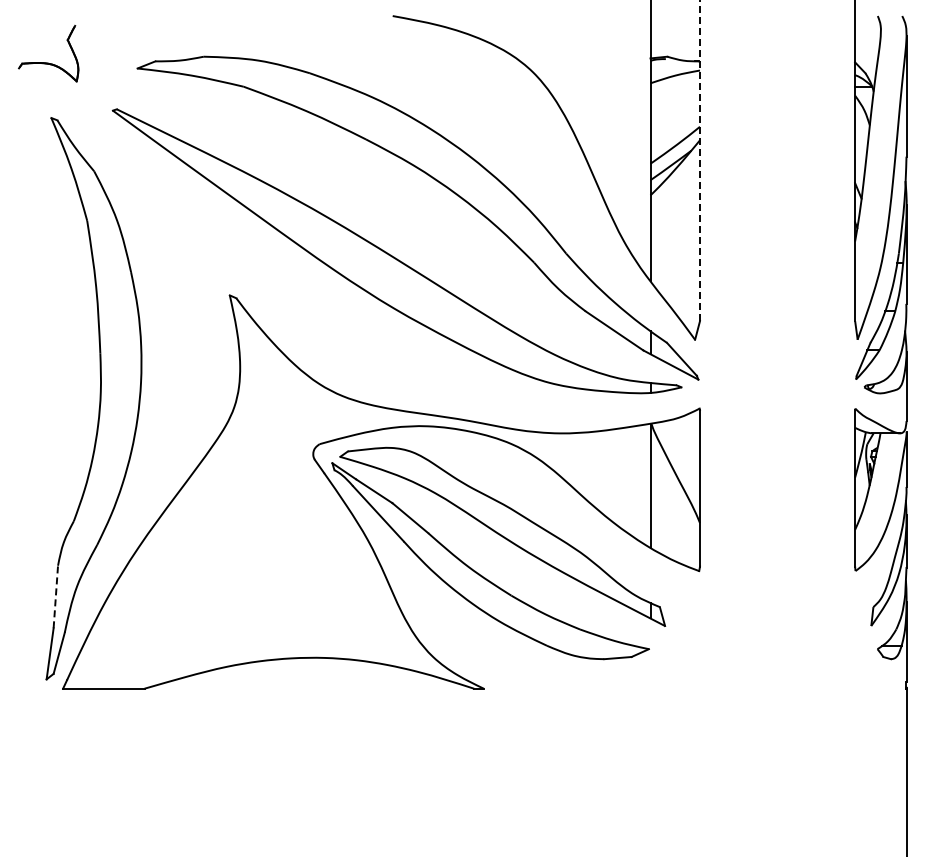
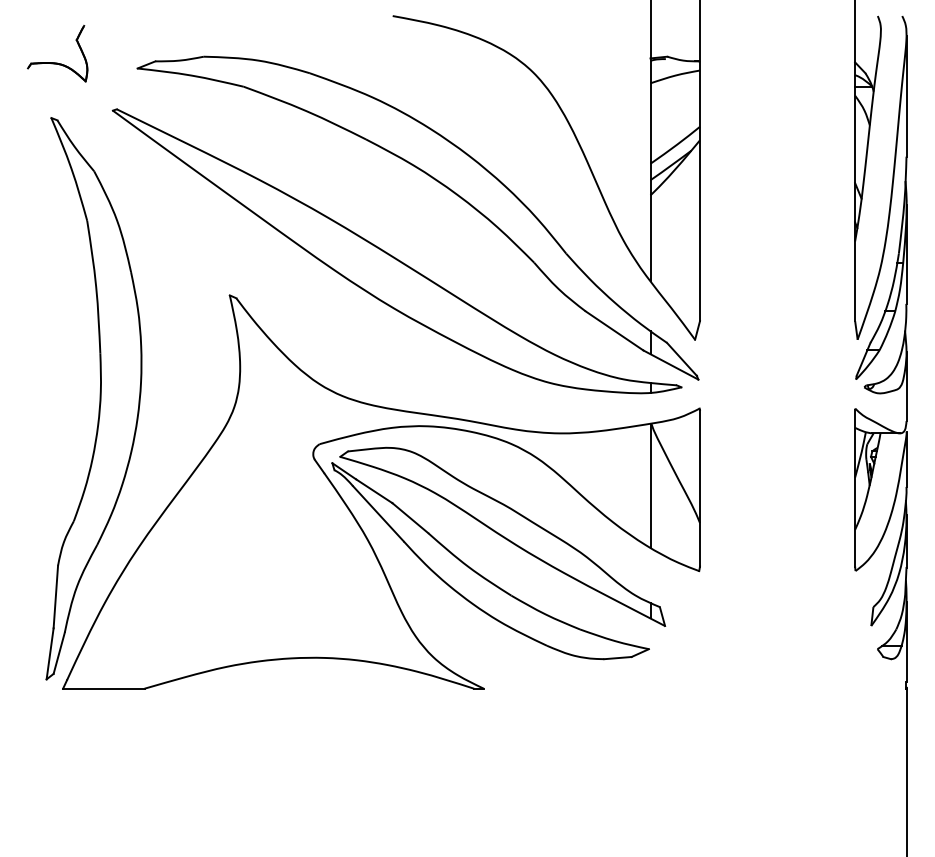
part position: (48, 62) -> (57, 62) (57, 62)
line: dashed -> solid (700, 160)
line: dashed -> solid (55, 596)
